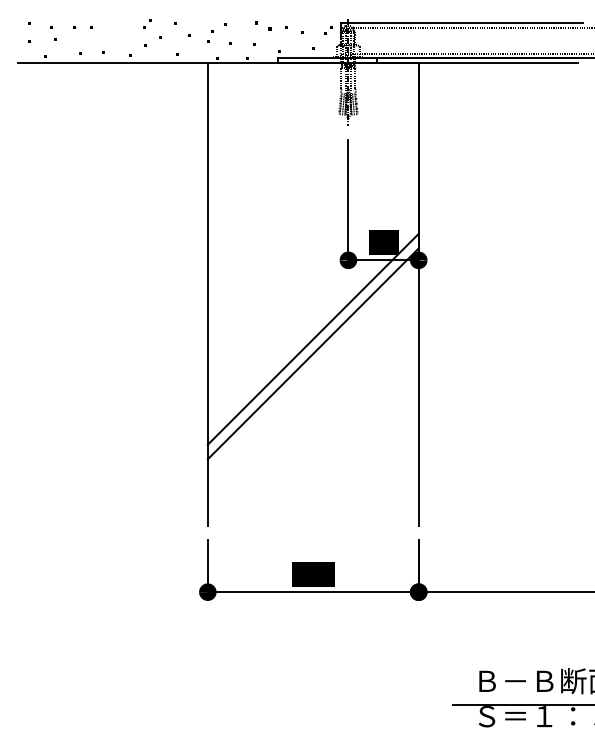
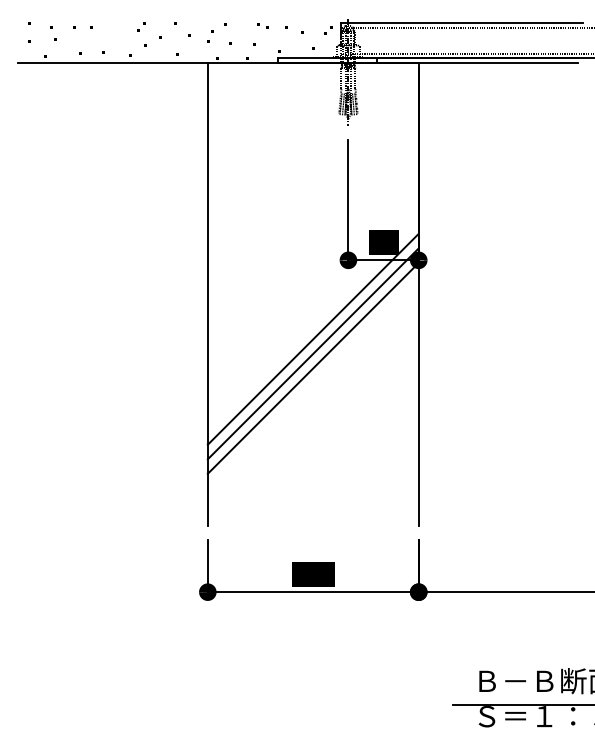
part position: (147, 23) -> (141, 26) (141, 26)
part size: 17x10 px -> 12x6 px (262, 25)
line: none -> present (312, 367)
